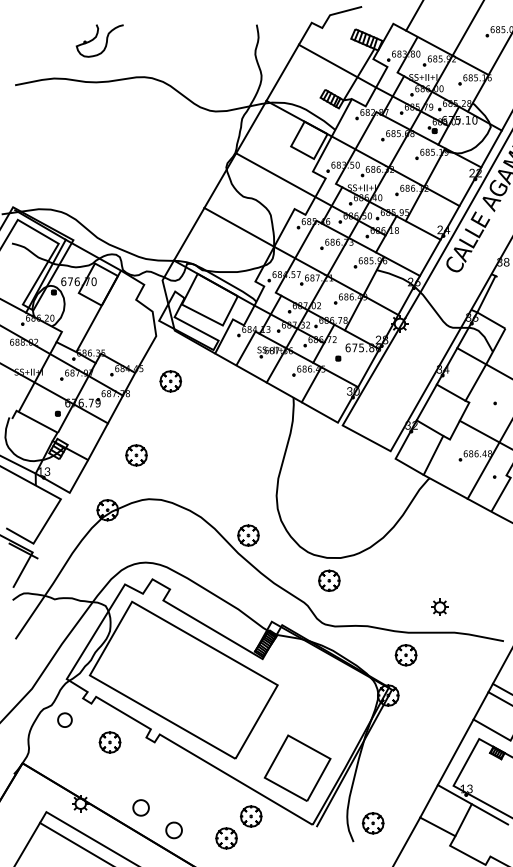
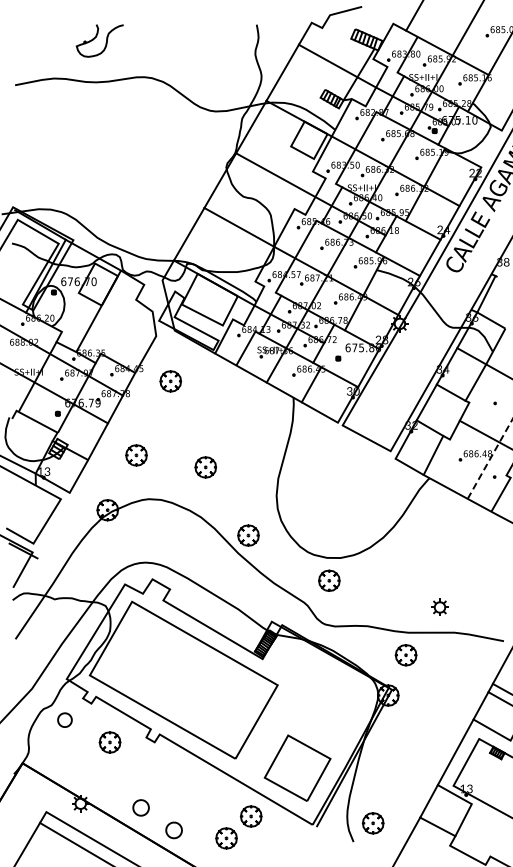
line: present -> none (491, 148)
line: solid -> dashed (490, 458)
part: none -> present (205, 467)
line: present -> none (489, 814)
